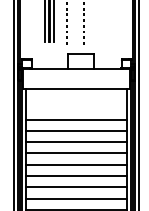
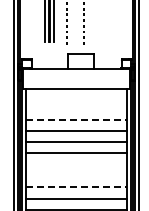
line: solid -> dashed (76, 119)
line: present -> none (76, 164)
line: present -> none (76, 176)
line: solid -> dashed (76, 187)
